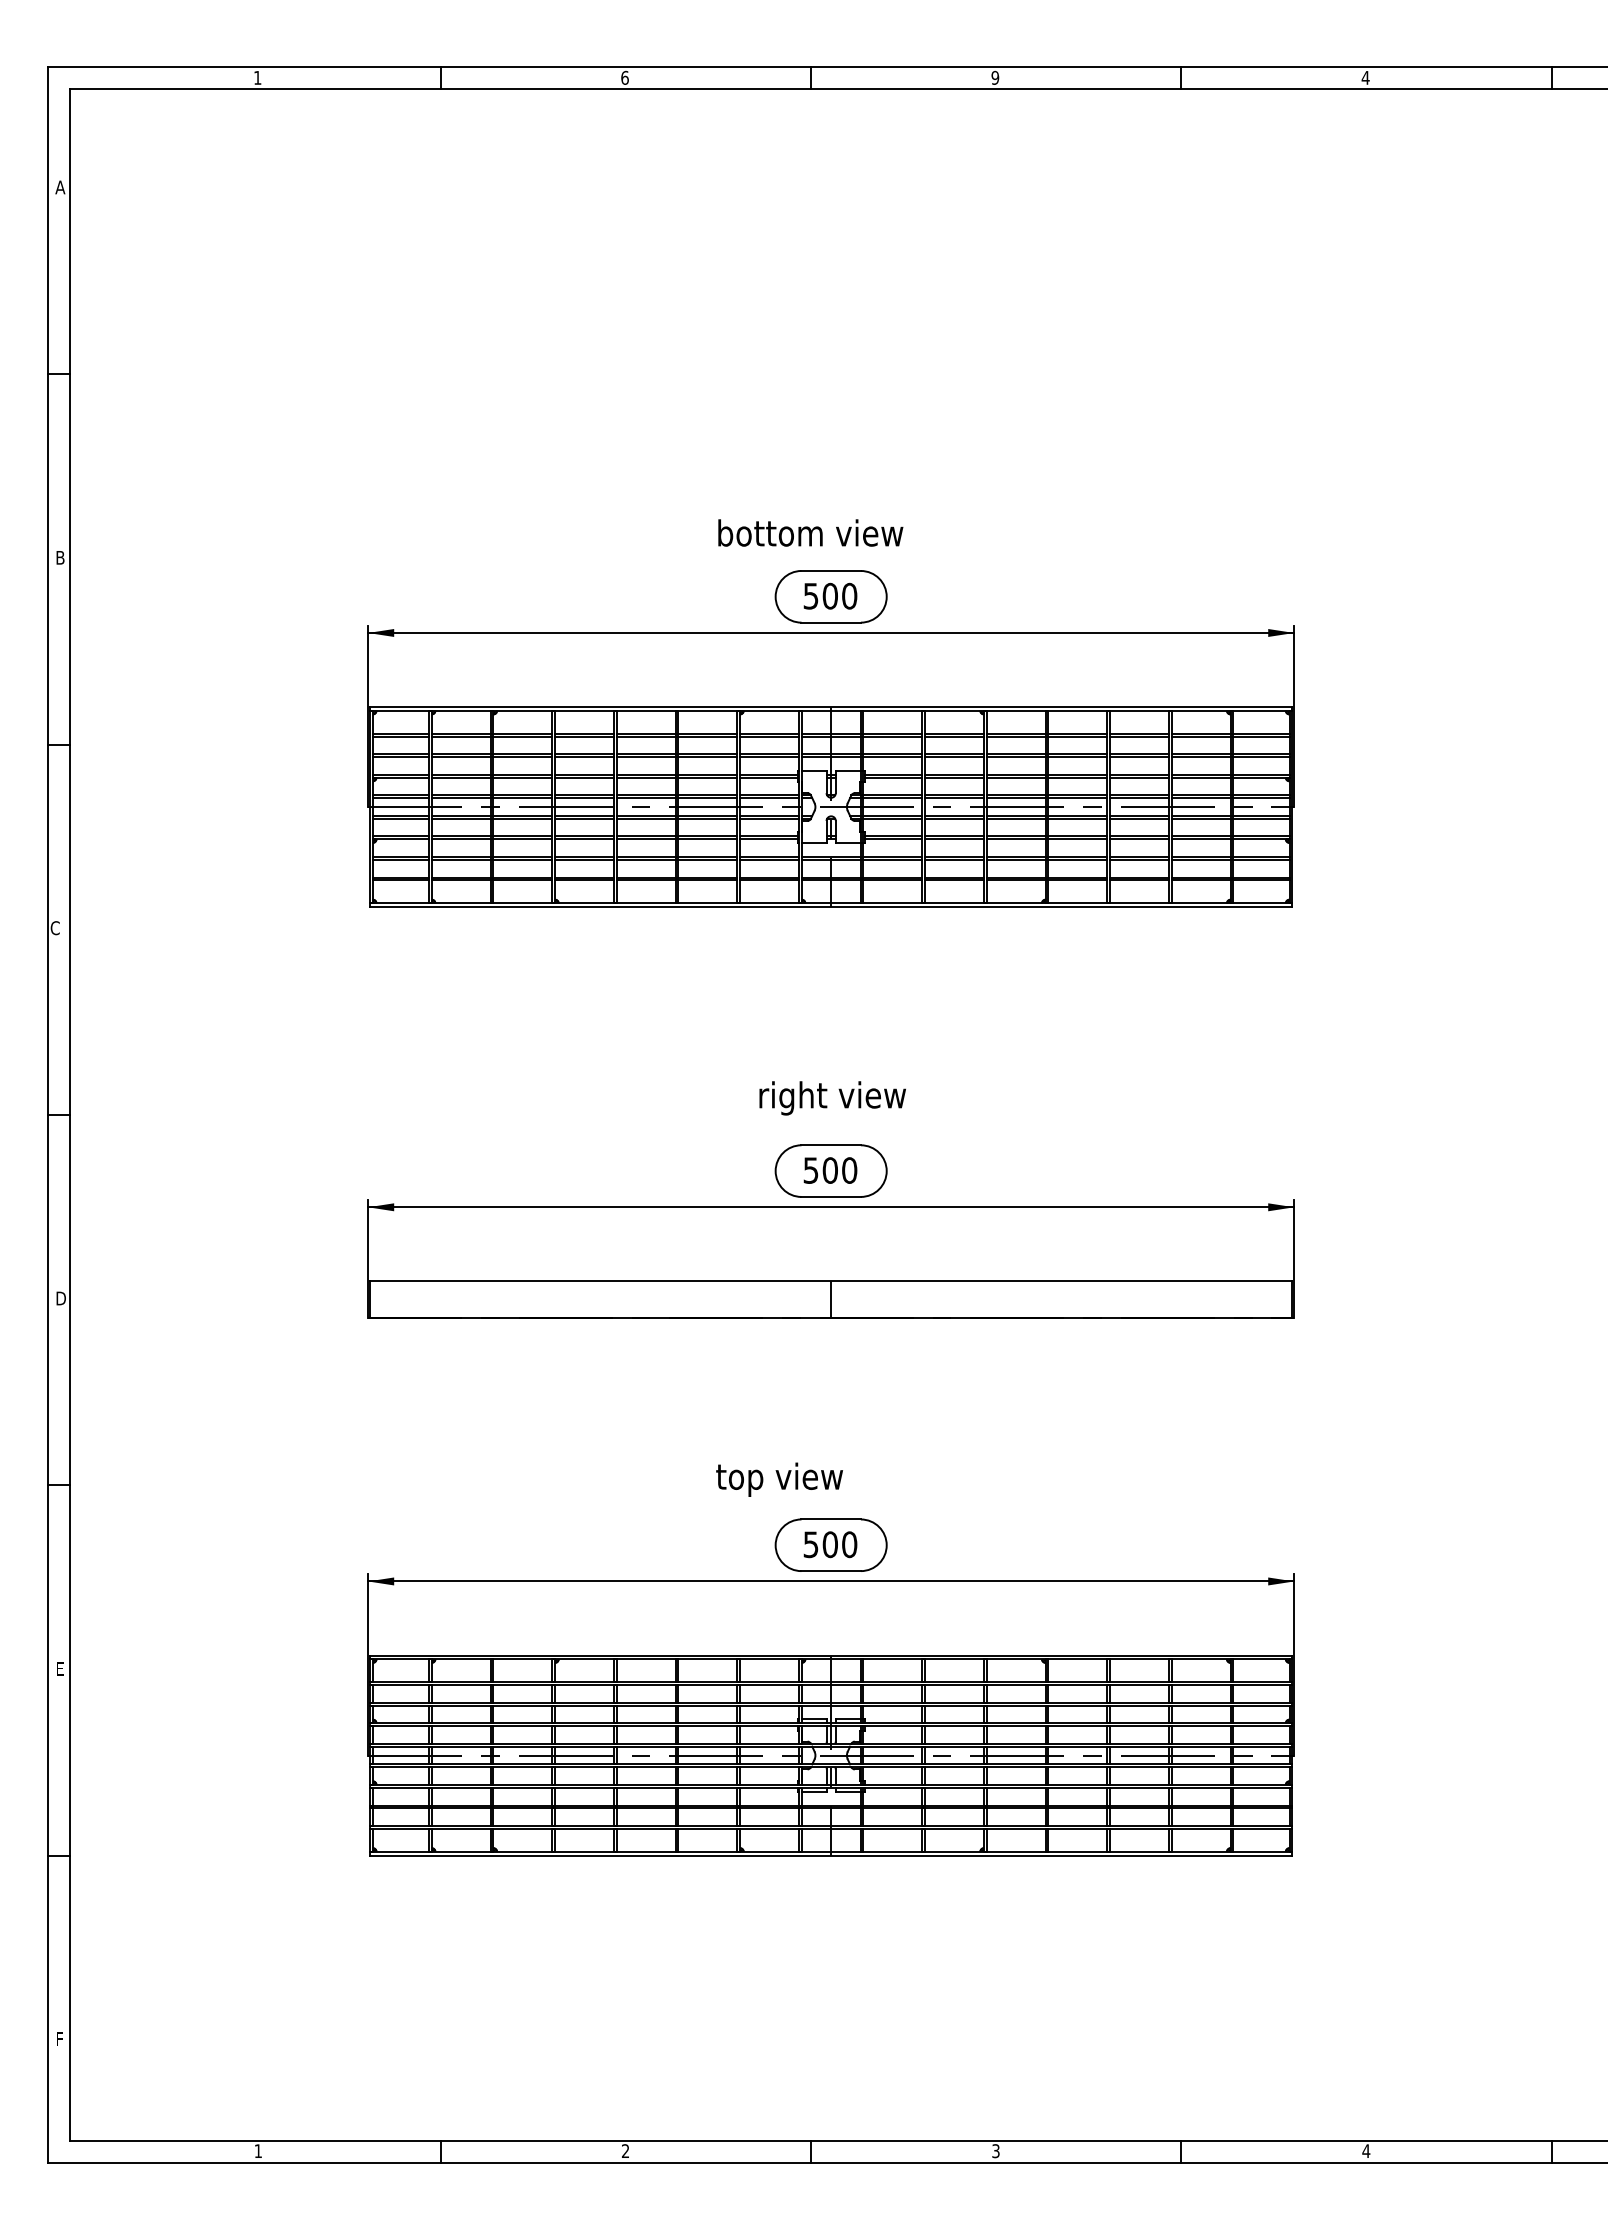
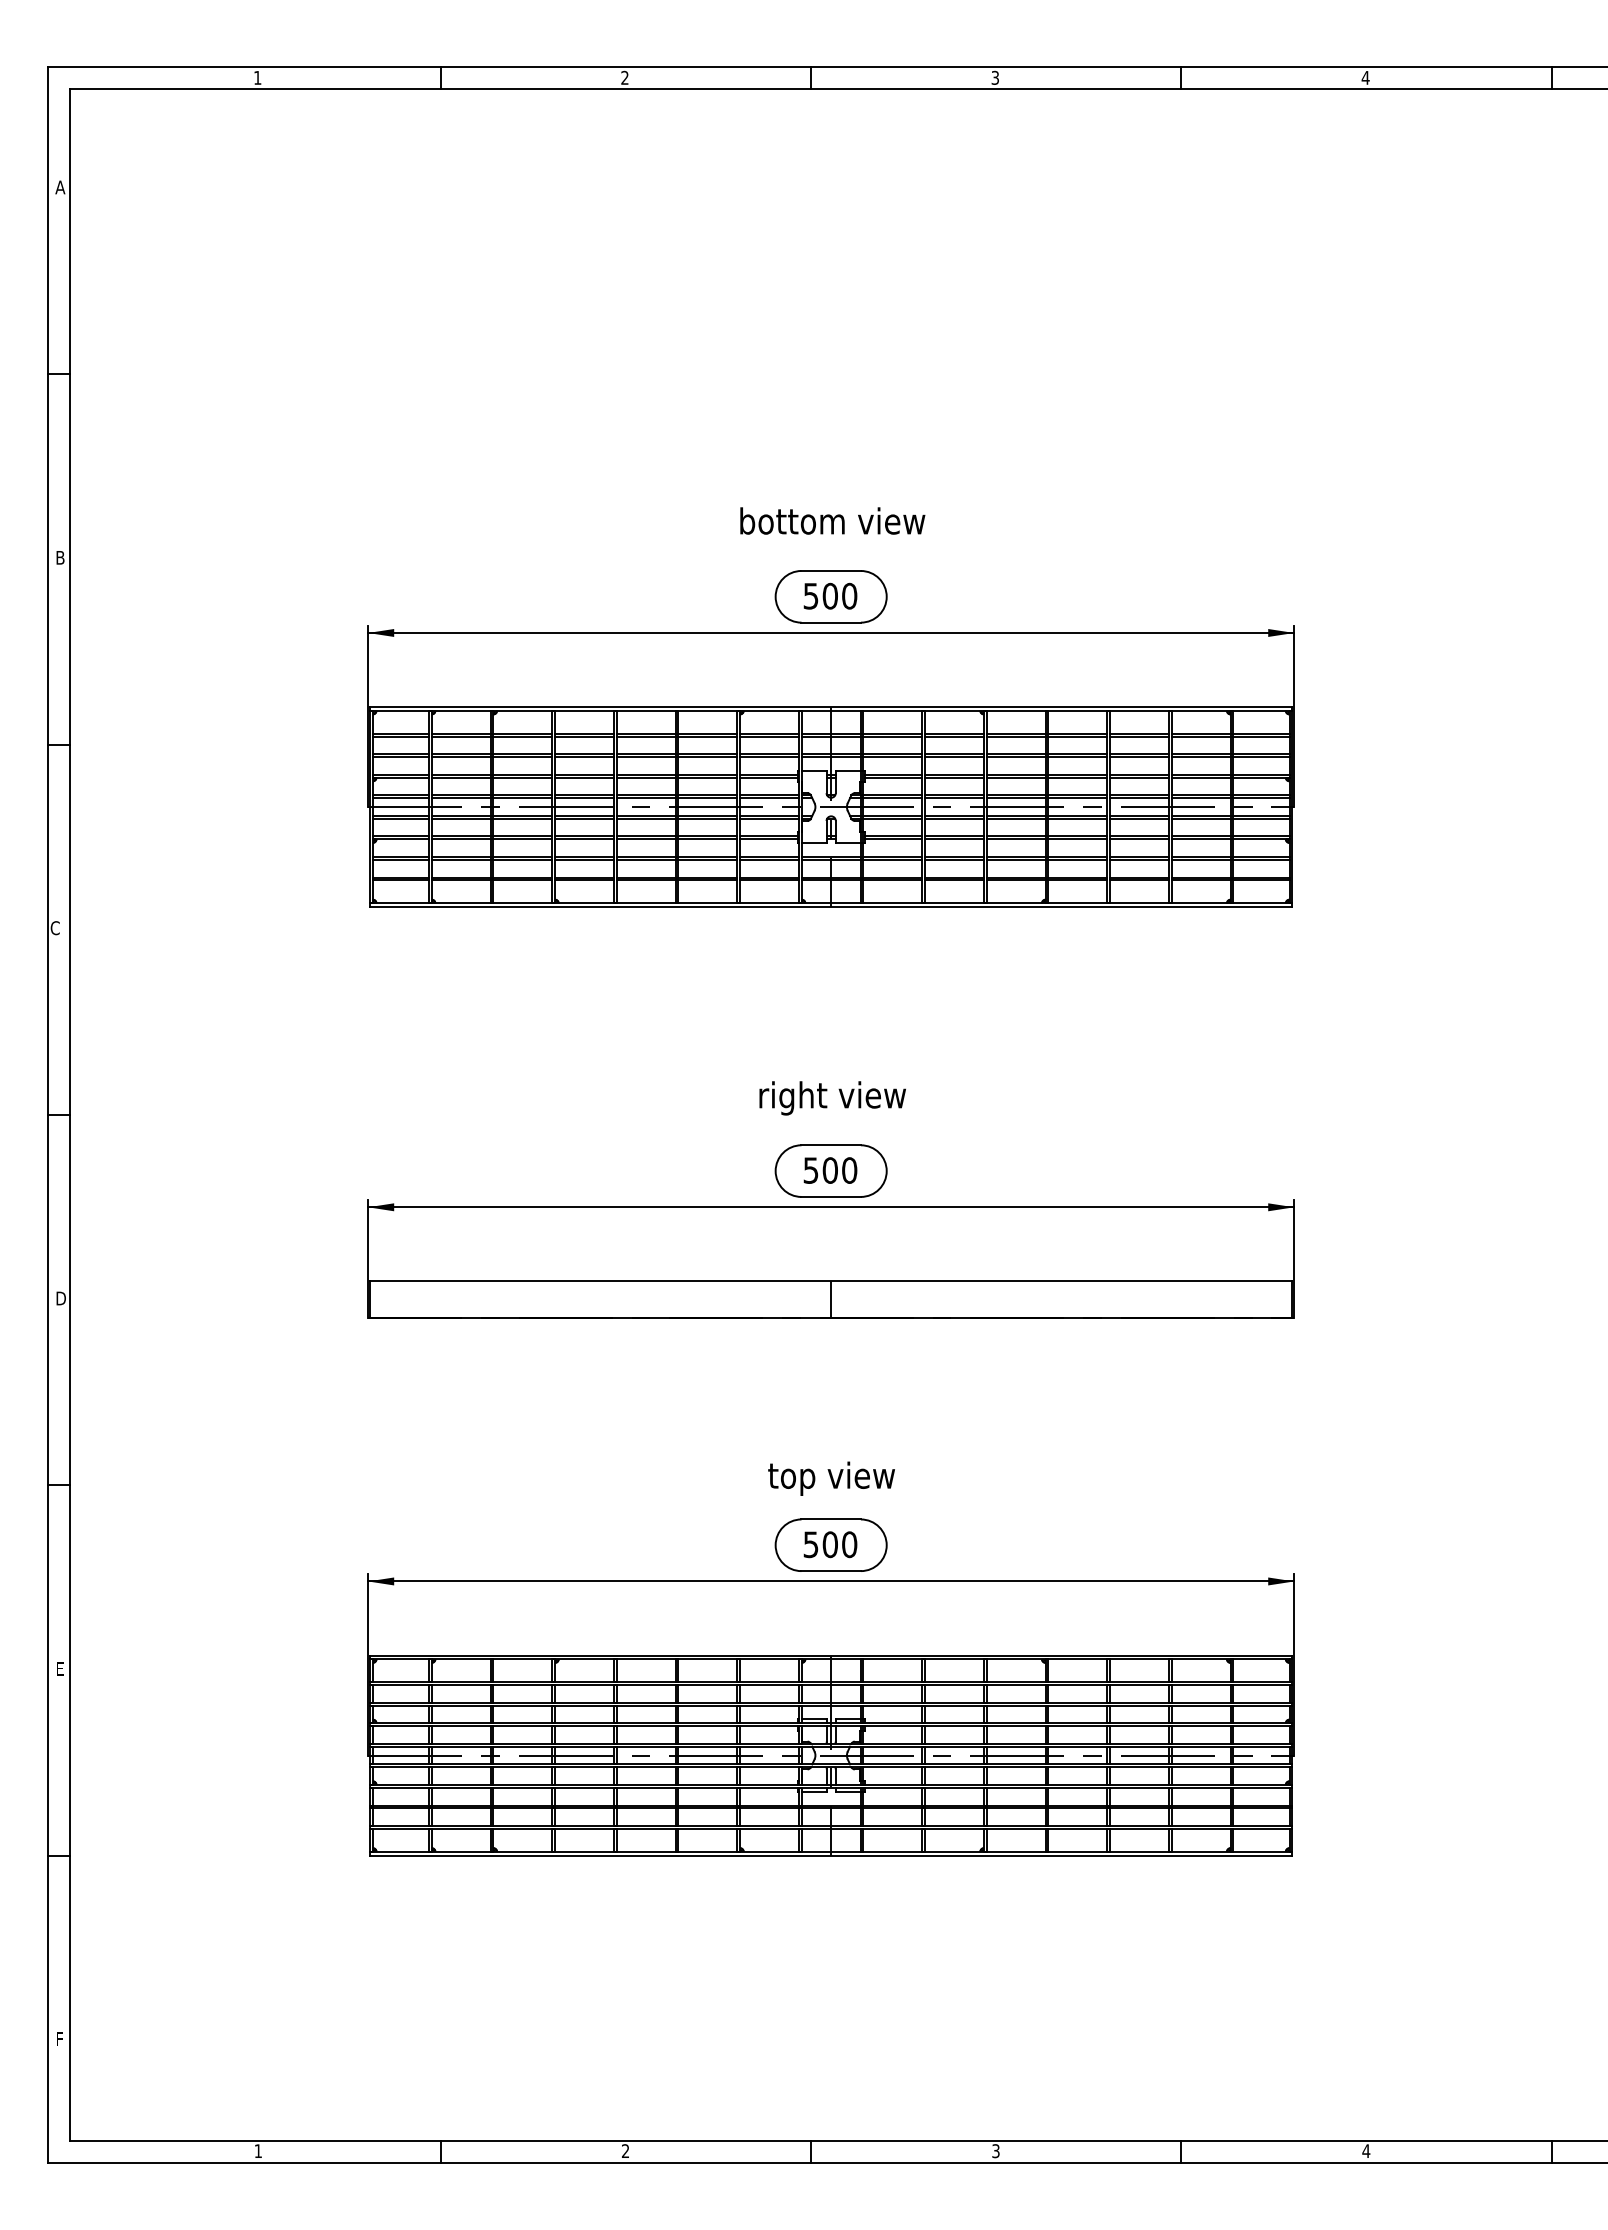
text: 6 -> 2 (624, 77)
text: 9 -> 3 (995, 77)
text position: (810, 532) -> (832, 520) (832, 520)
text position: (779, 1479) -> (831, 1478) (831, 1478)
